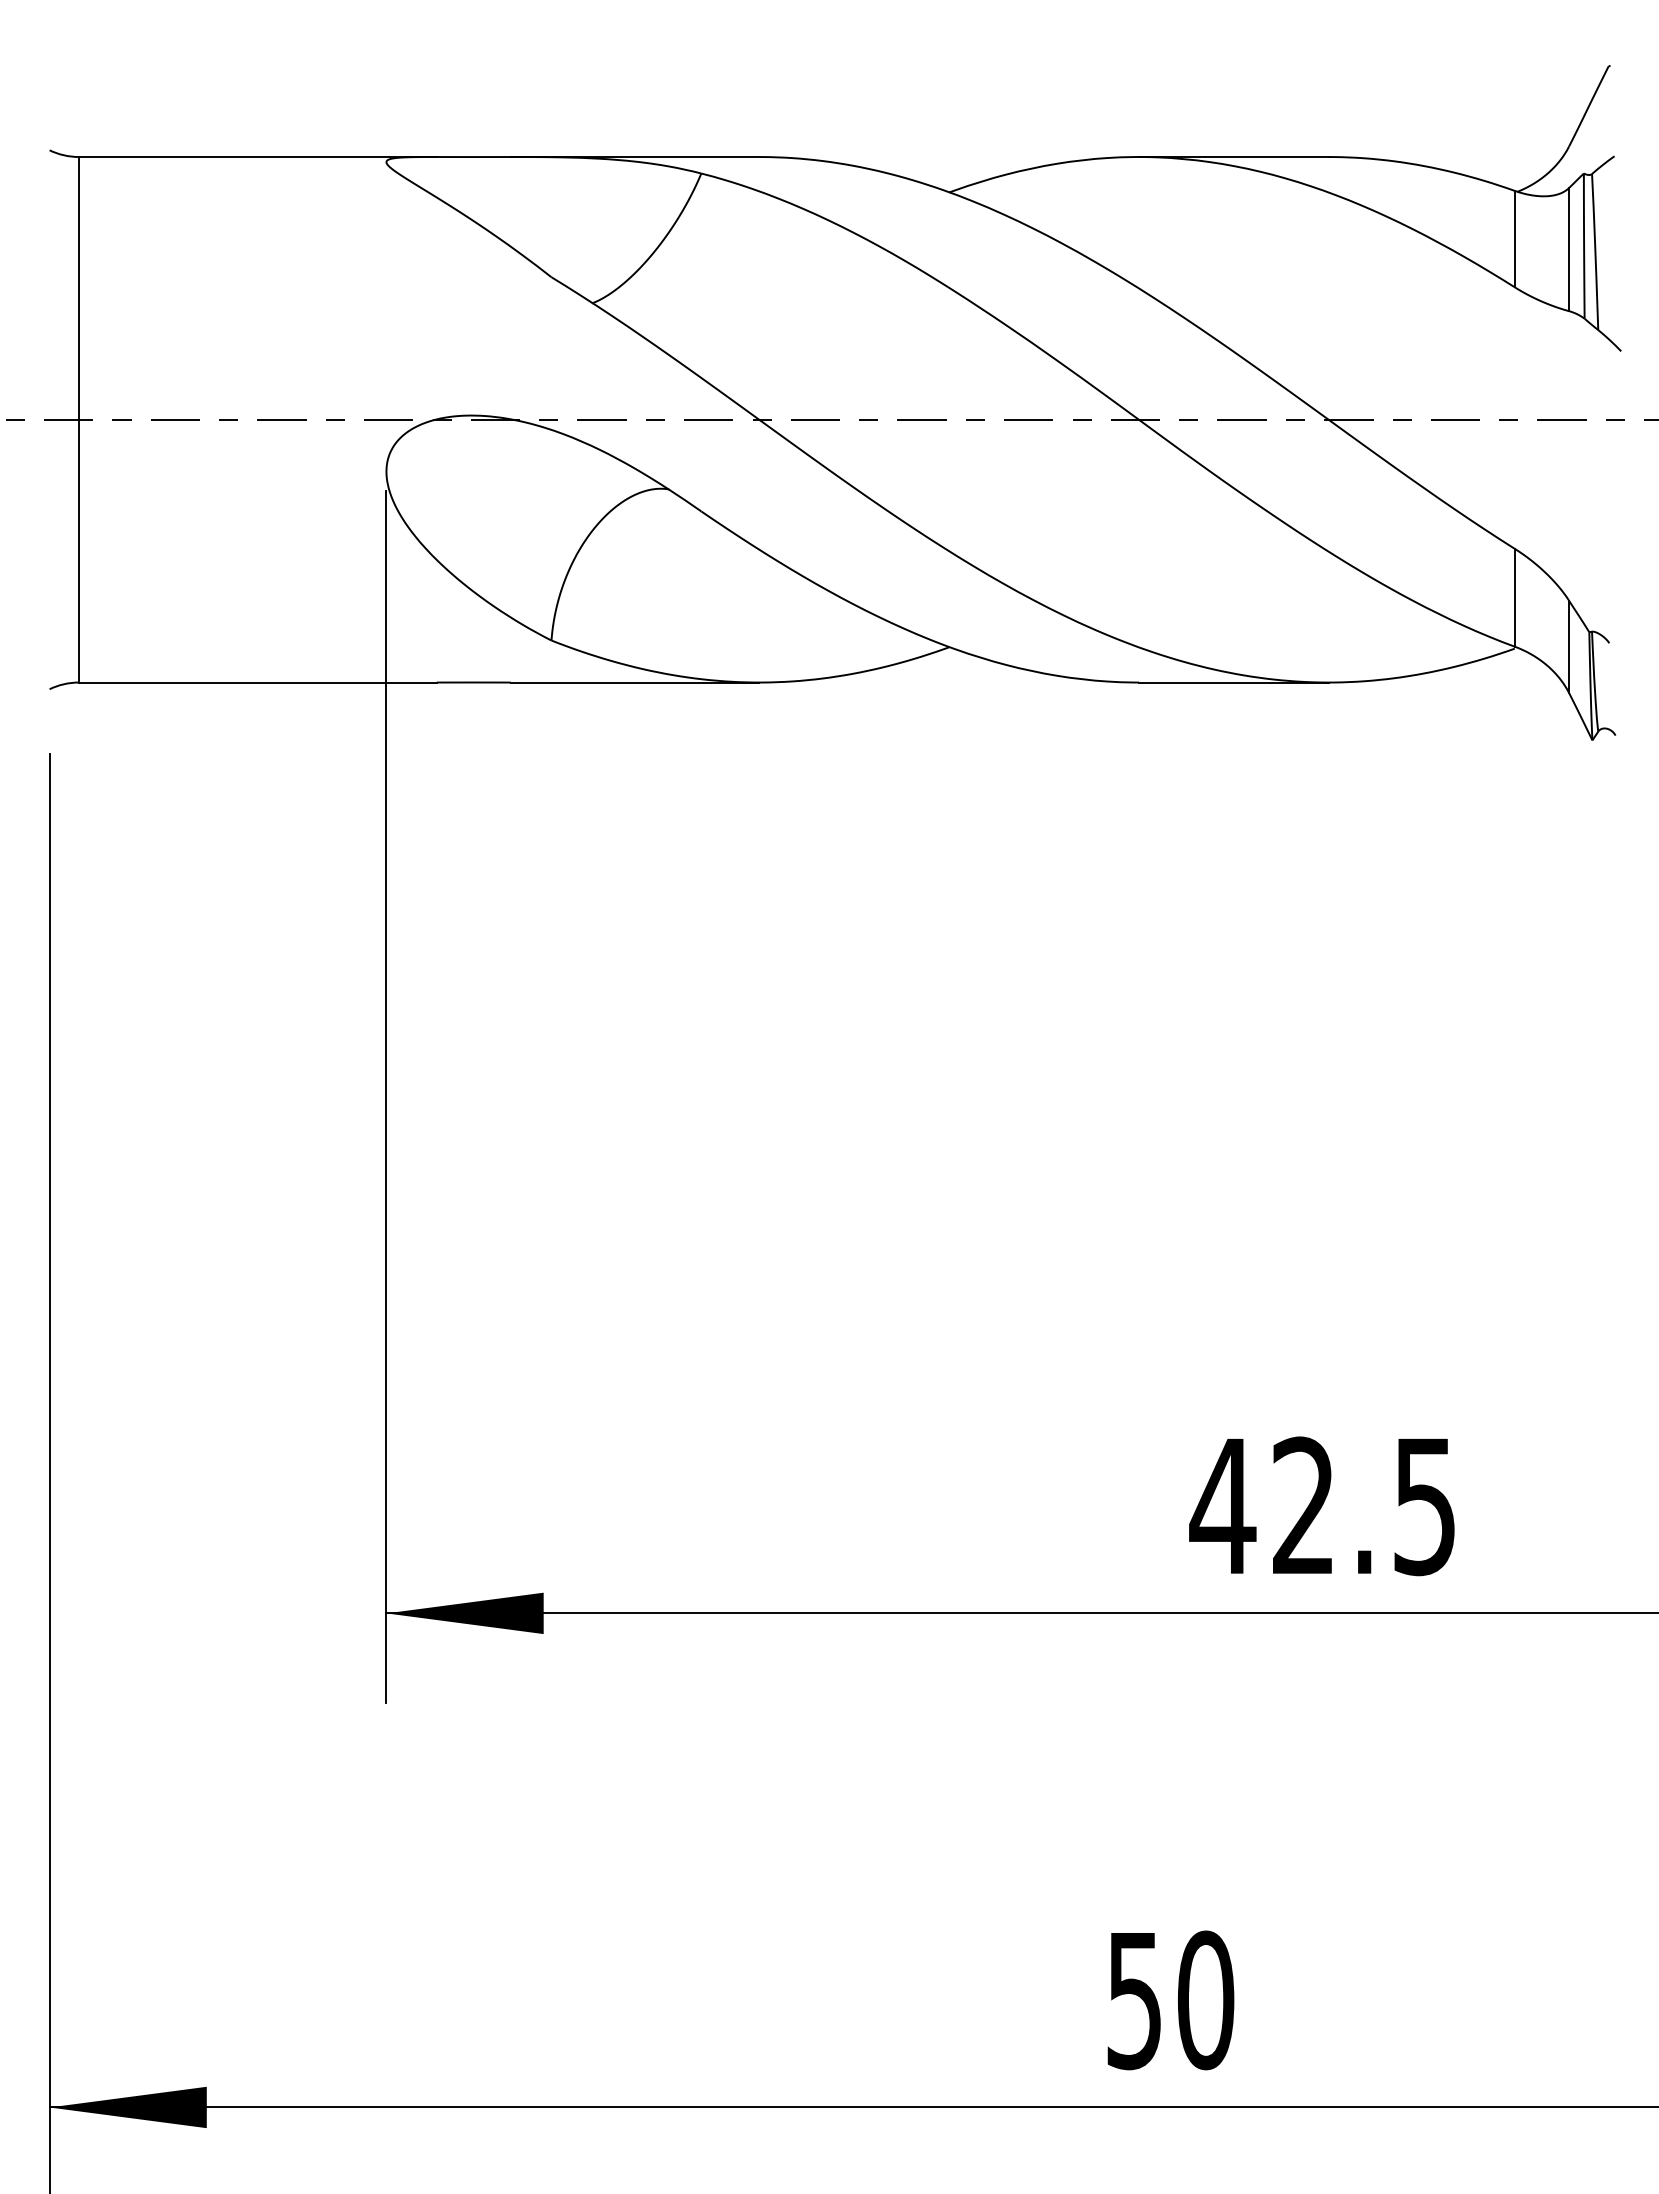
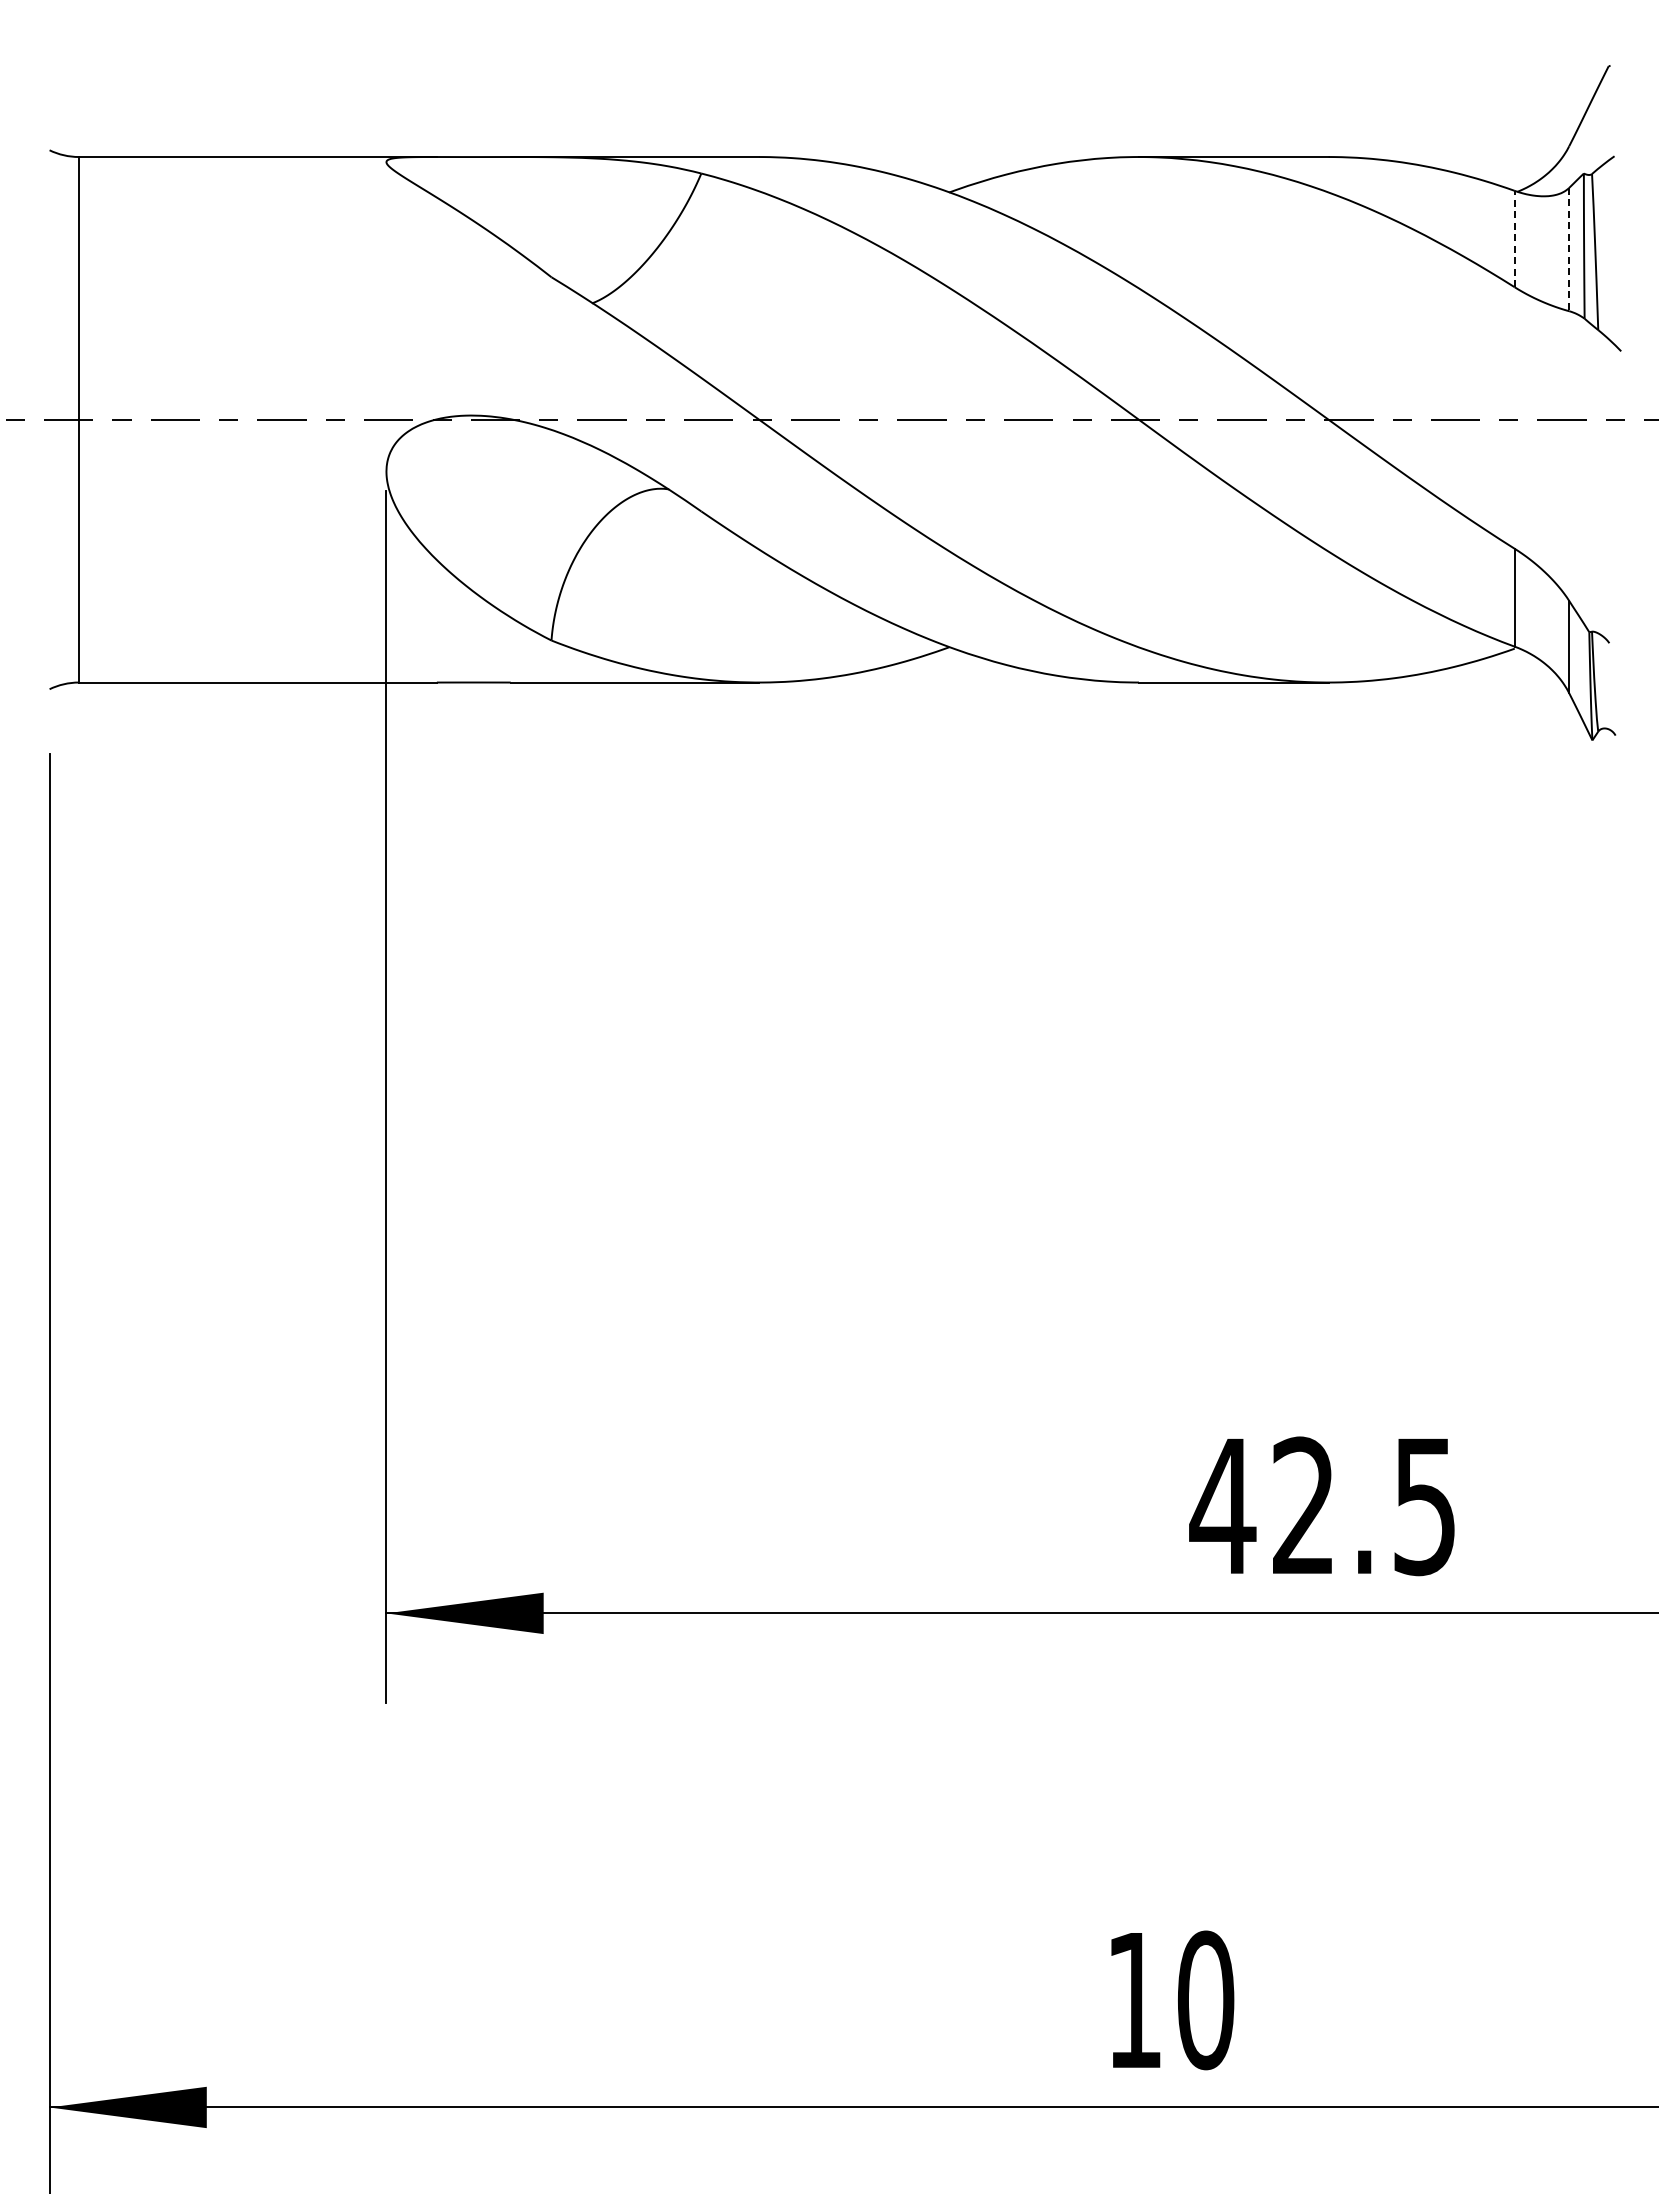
line: solid -> dashed (1514, 238)
line: solid -> dashed (1569, 249)
text: 50 -> 10 (1133, 2001)
